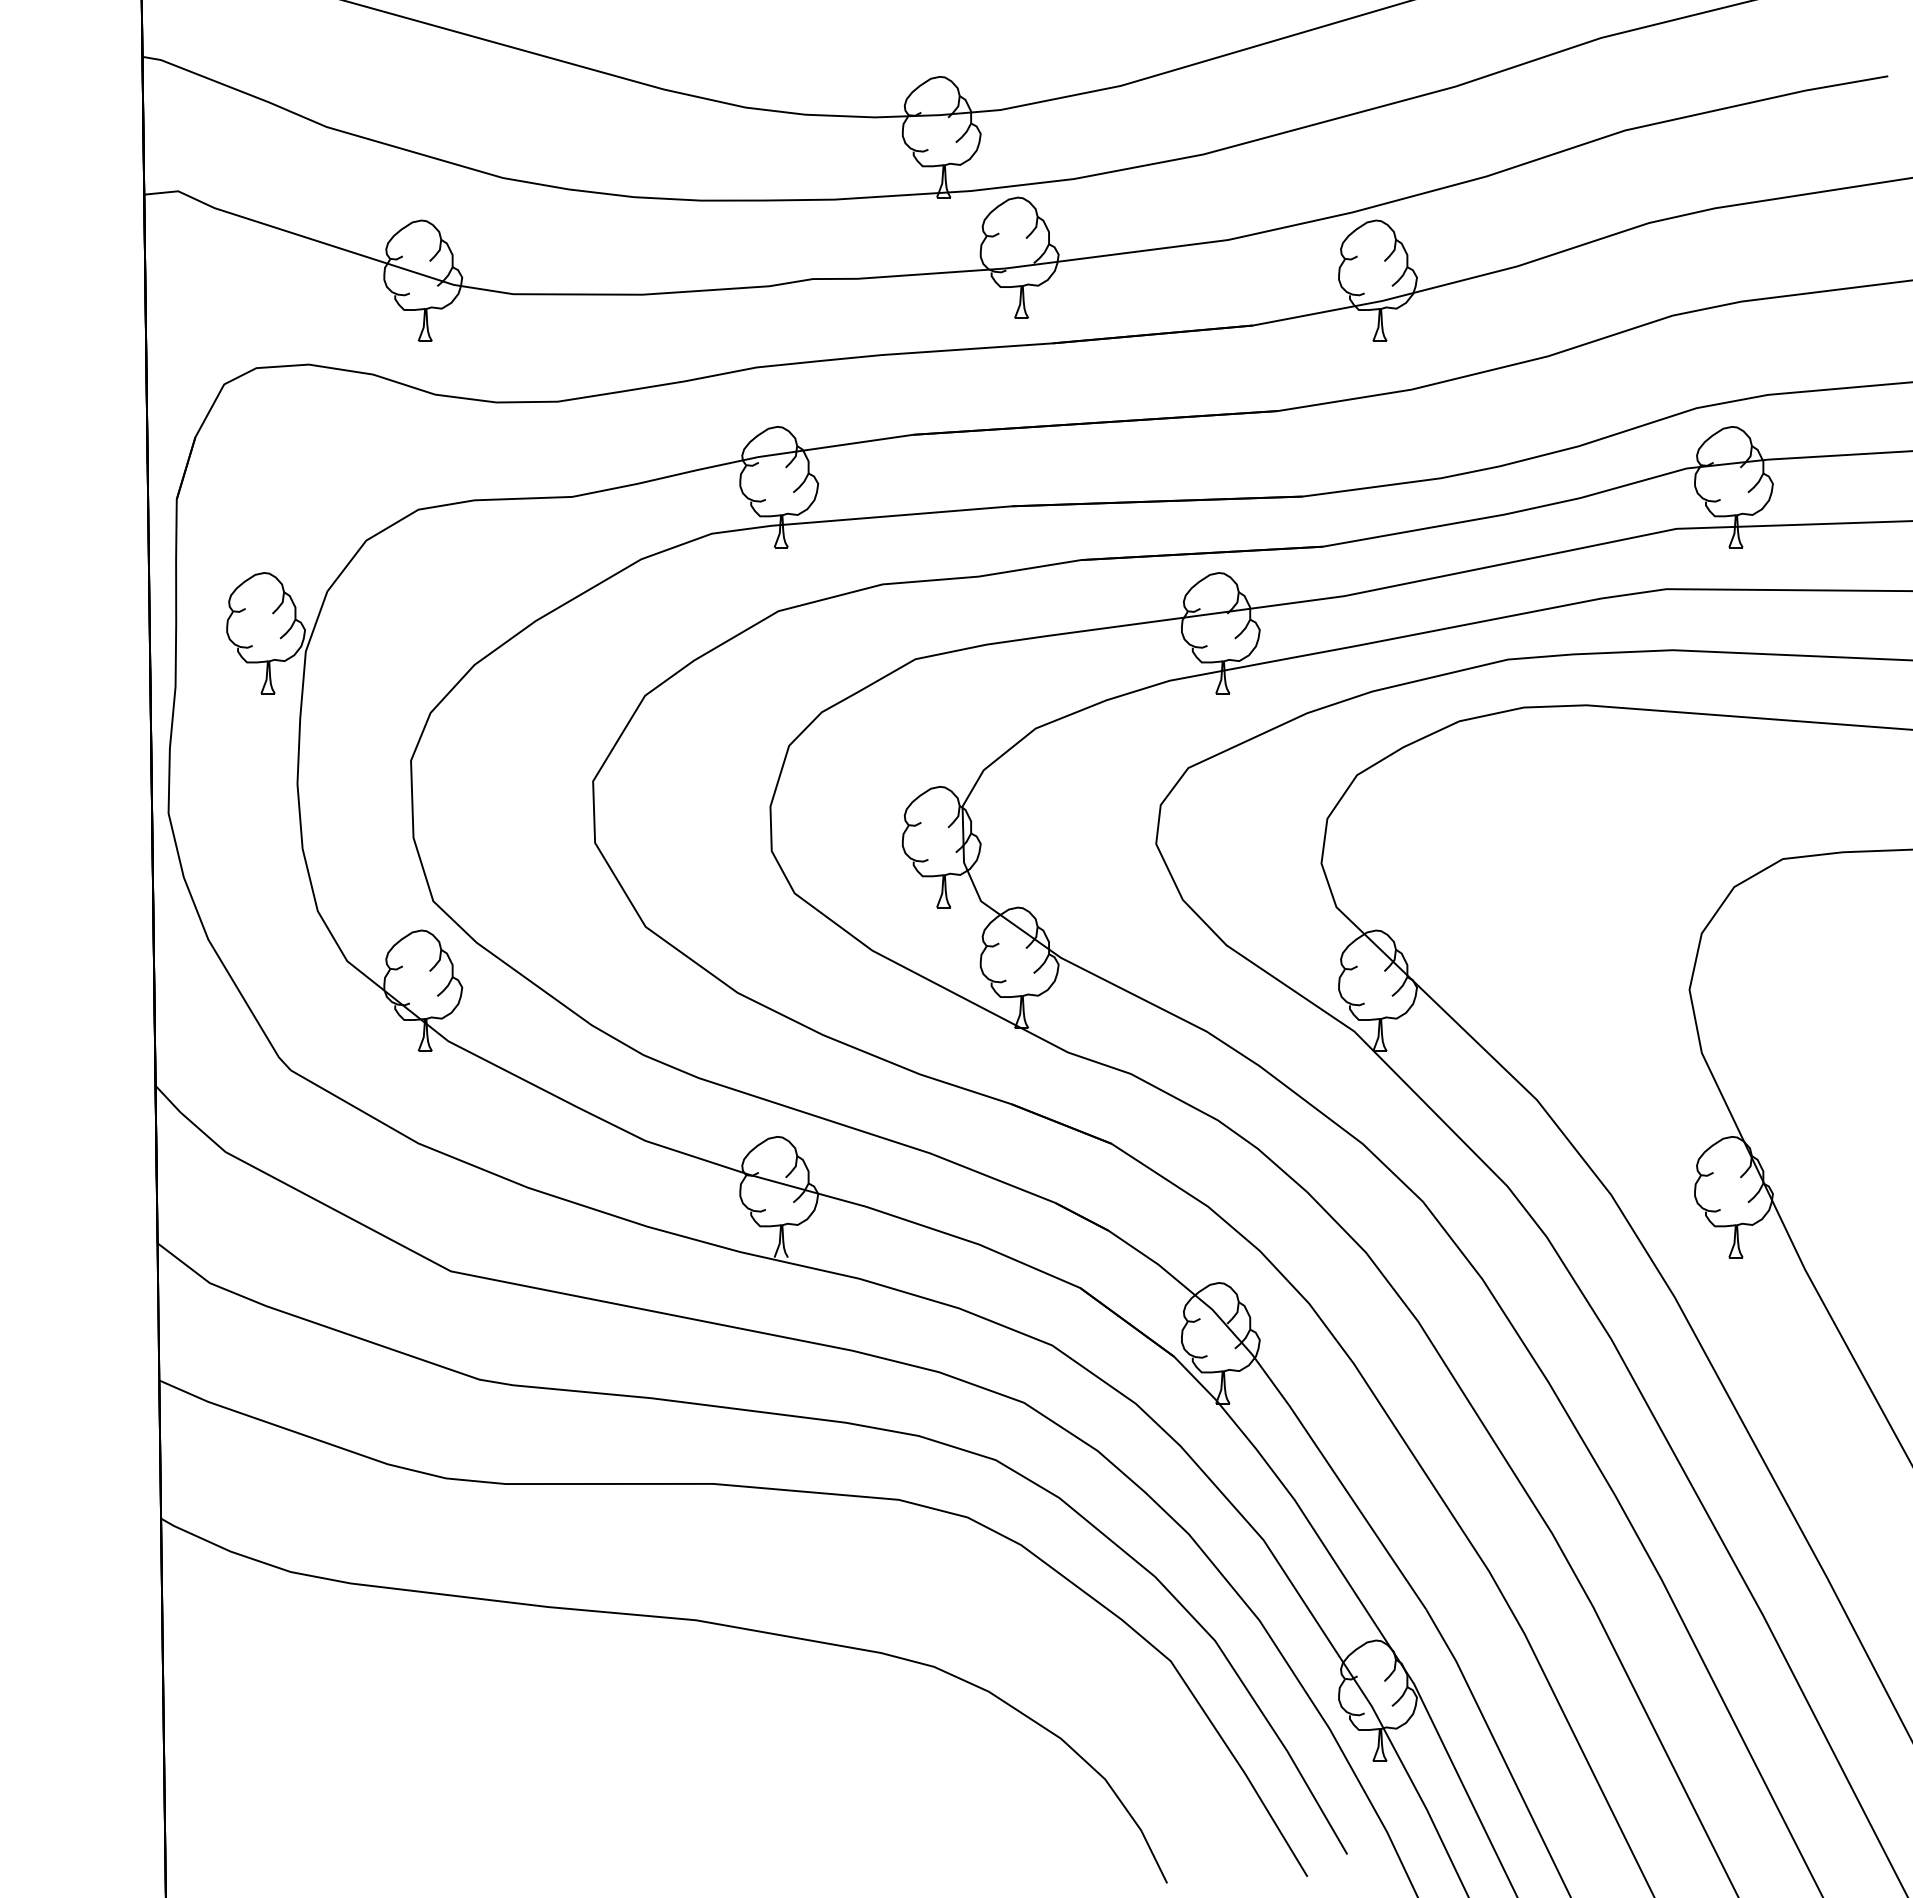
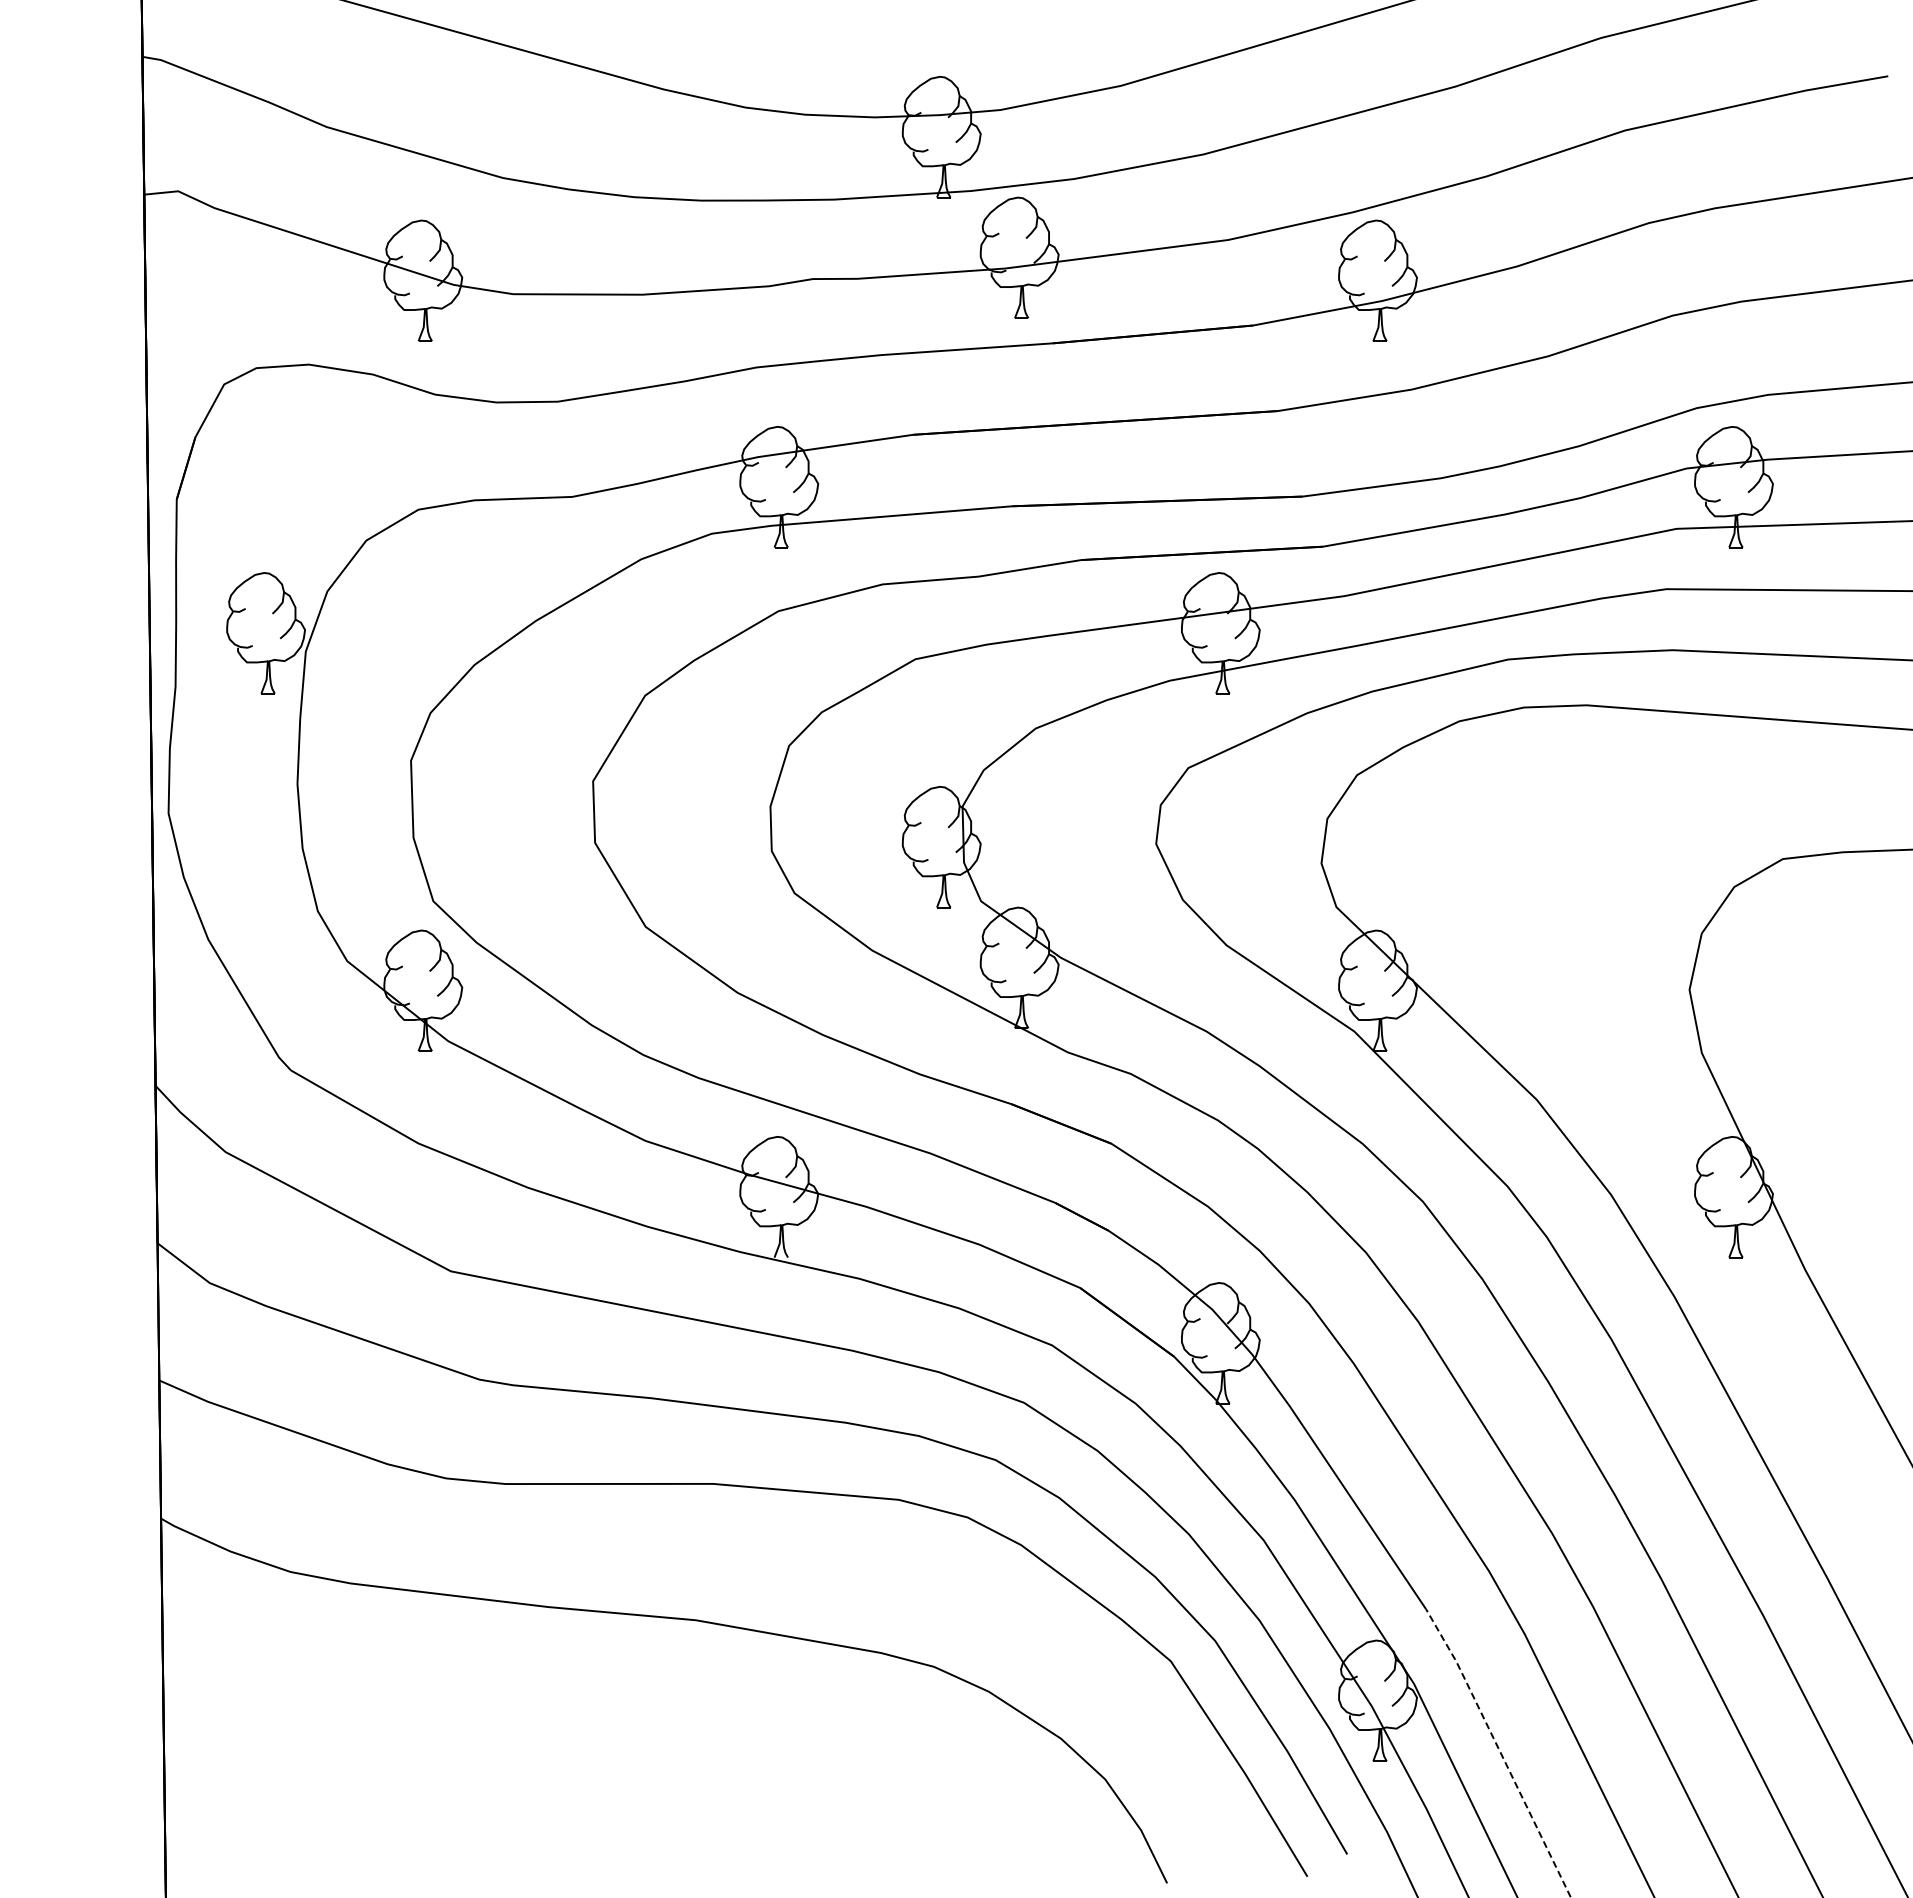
line: solid -> dashed (1499, 1751)
